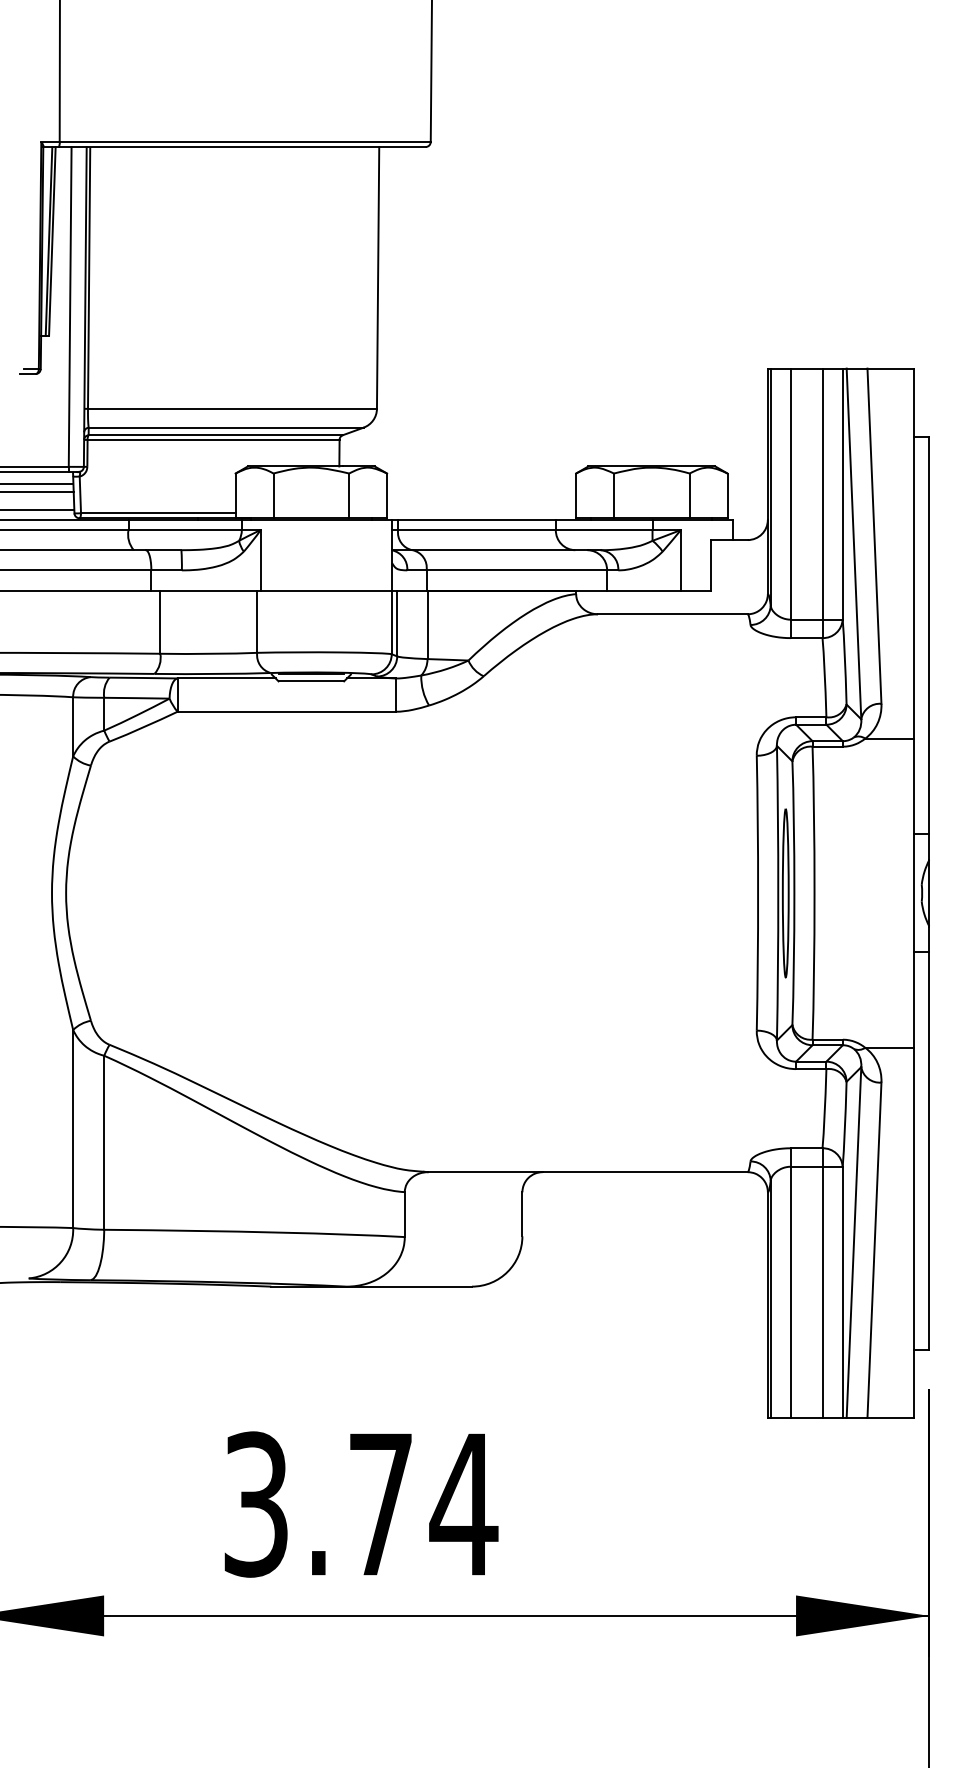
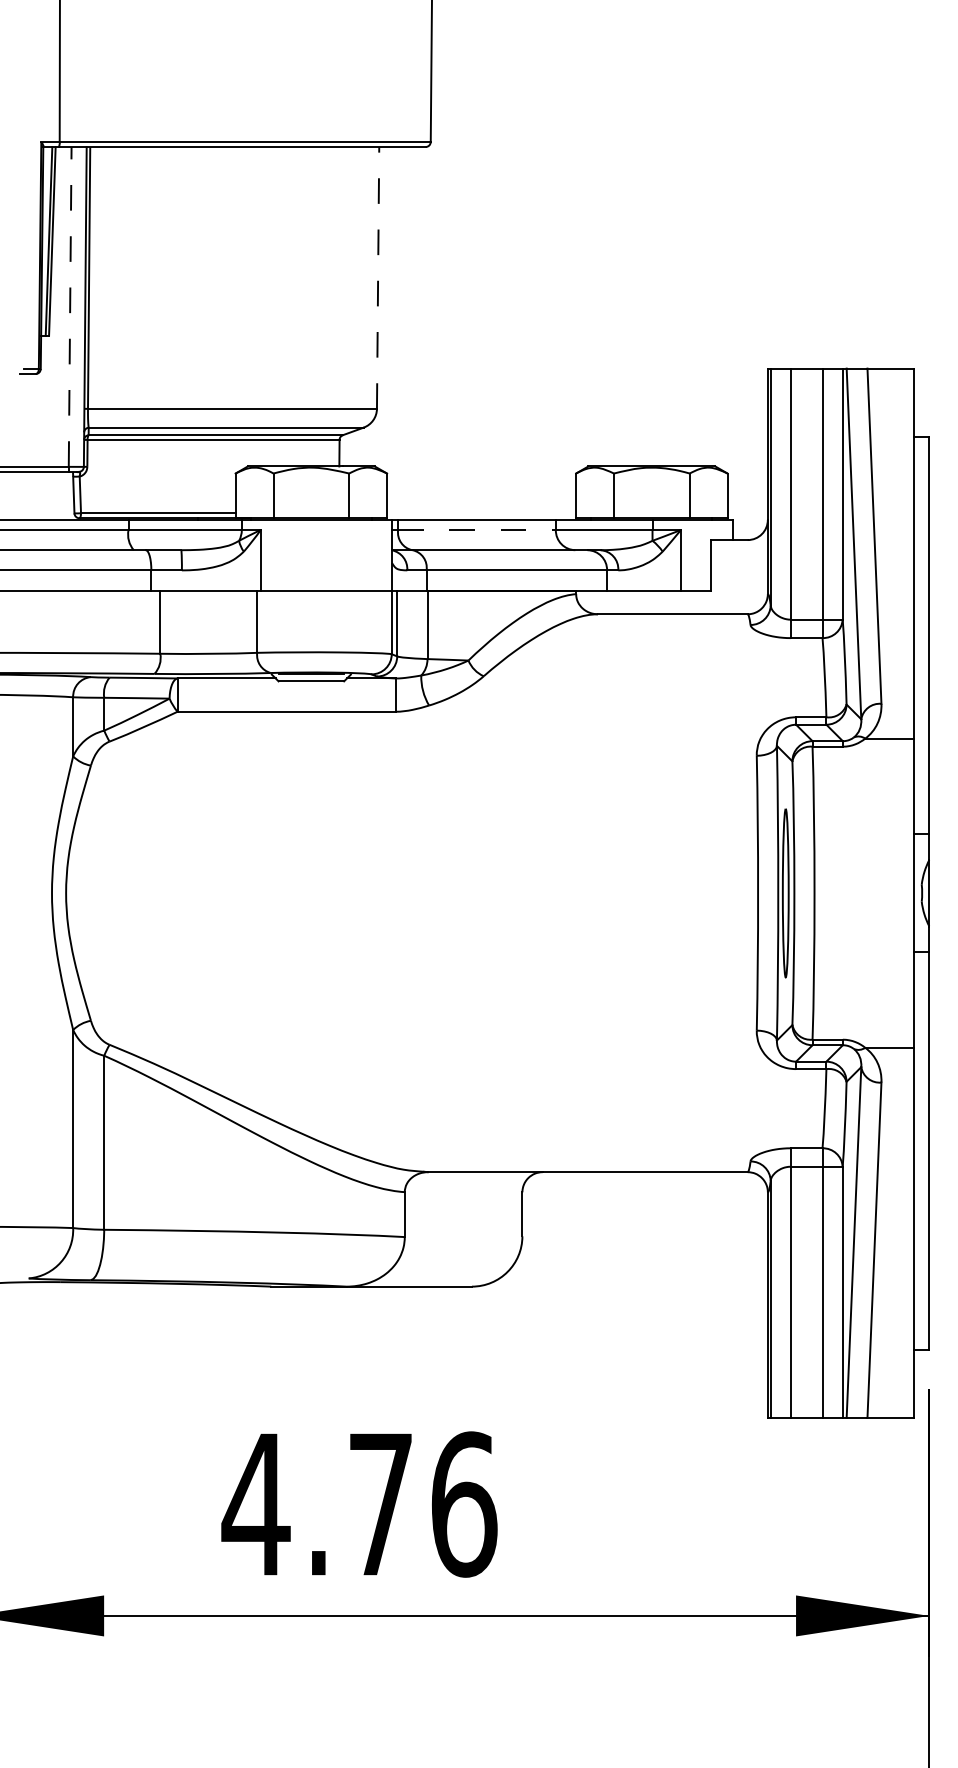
line: solid -> dashed (378, 277)
line: solid -> dashed (70, 306)
line: present -> none (37, 483)
line: present -> none (37, 492)
line: present -> none (38, 509)
line: solid -> dashed (477, 530)
text: 3.74 -> 4.76 (359, 1504)
